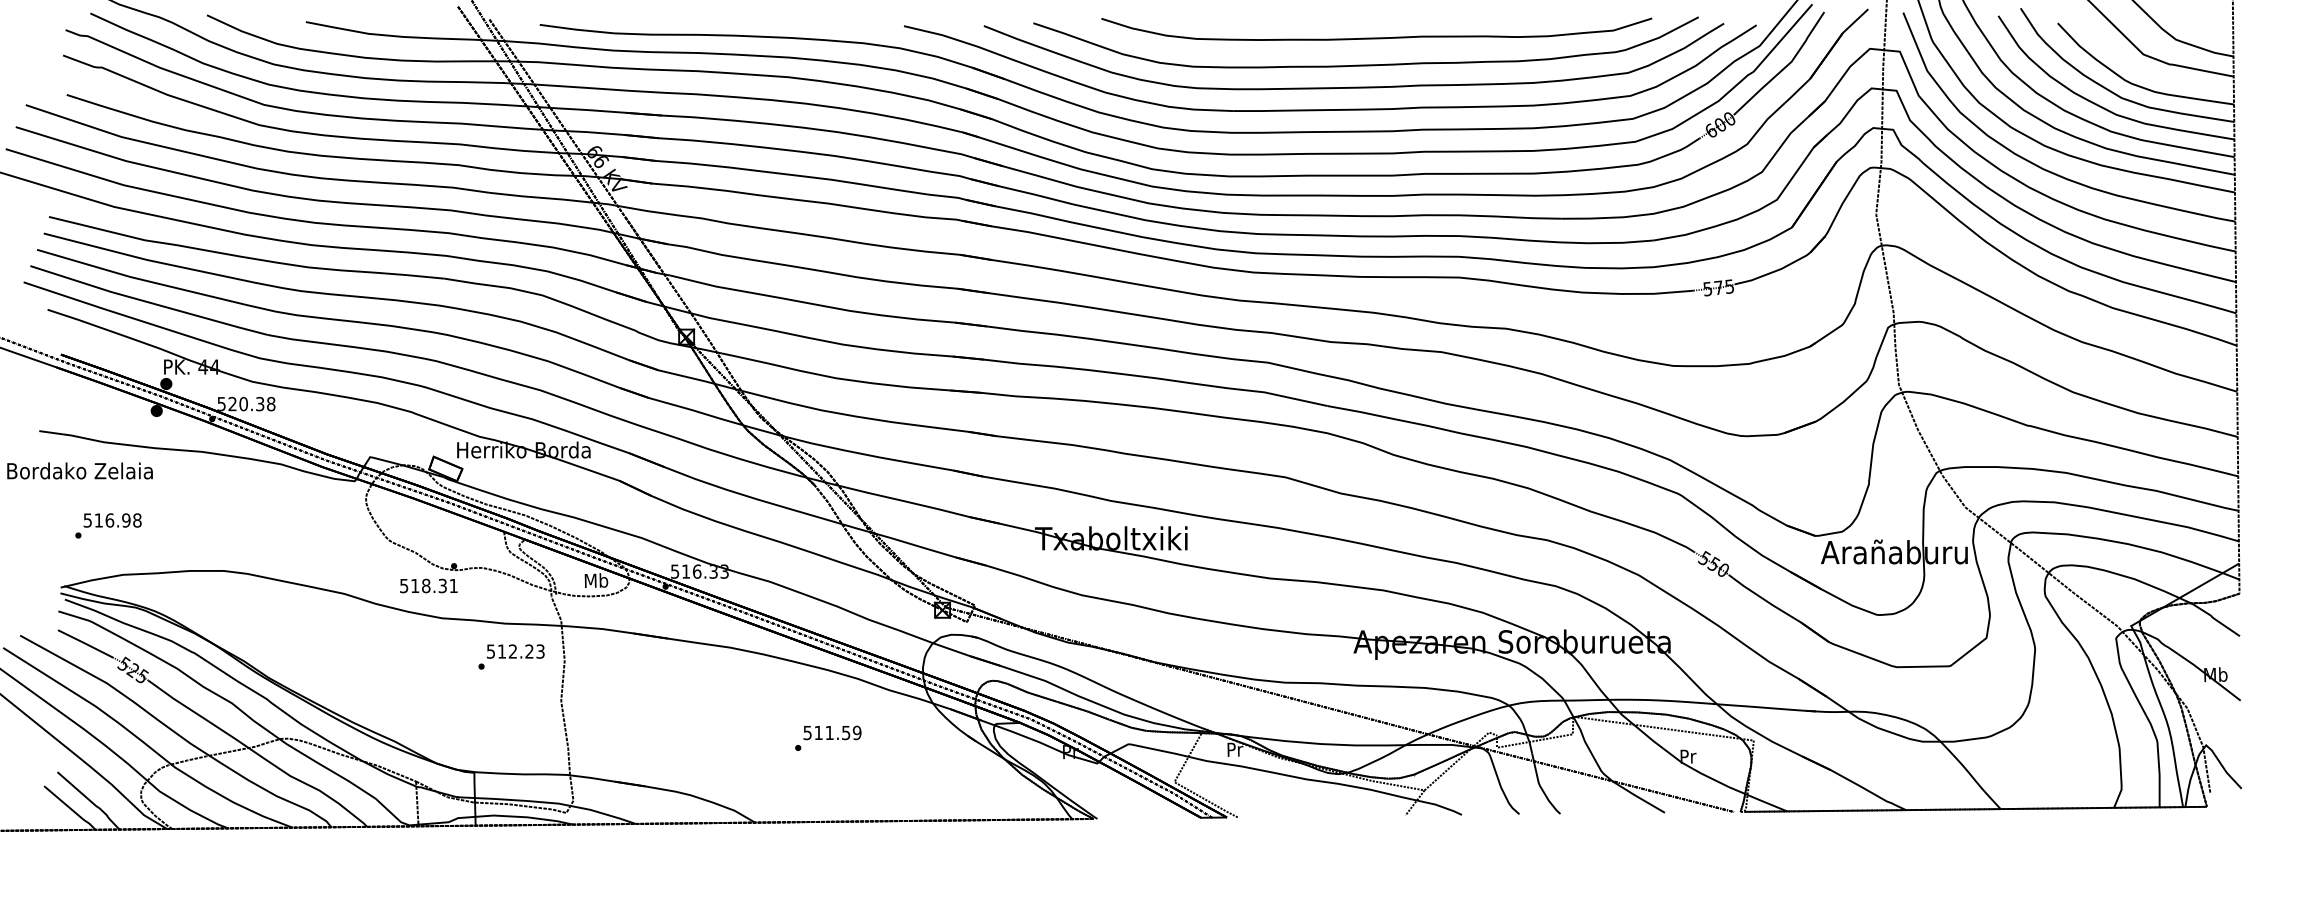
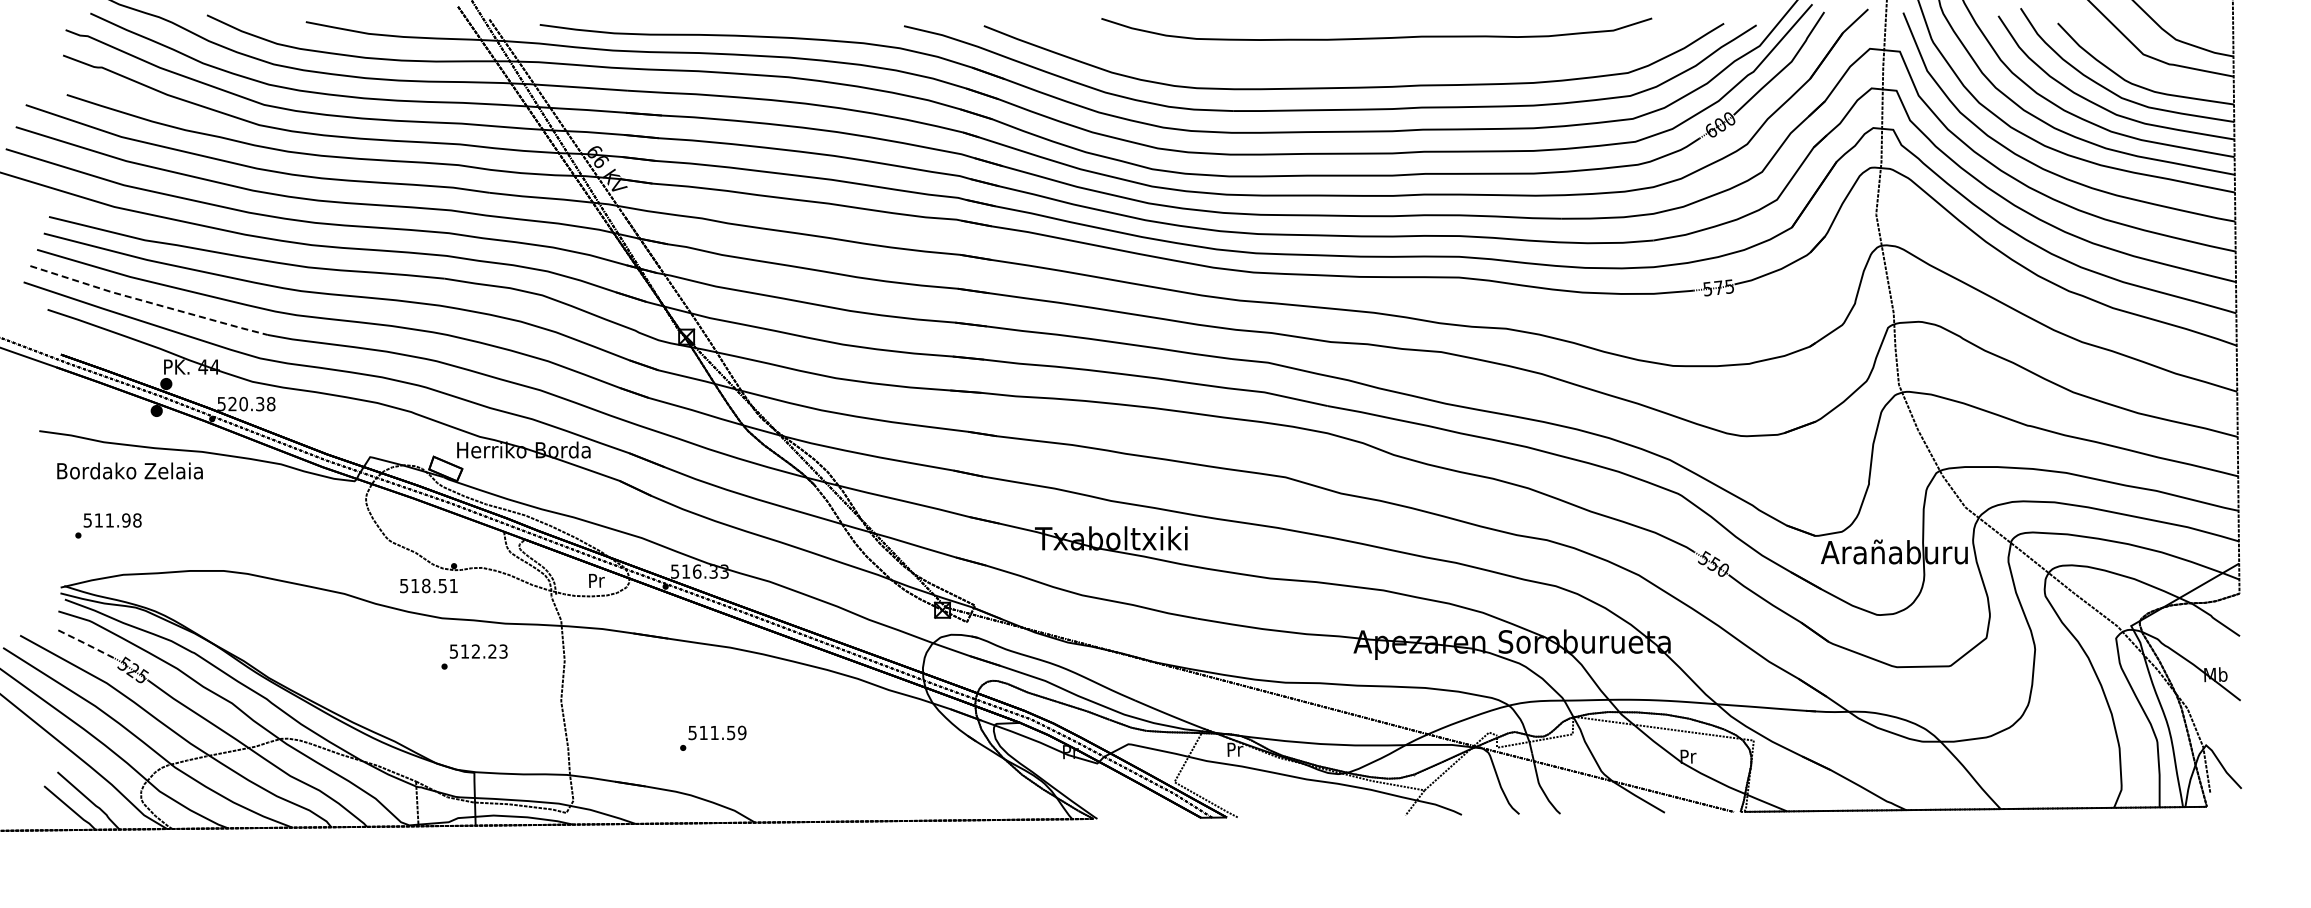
curve: present -> none (1365, 64)
line: solid -> dashed (148, 302)
text position: (79, 470) -> (129, 470) (129, 470)
text: 516.98 -> 511.98 (109, 520)
text: Mb -> Pr (596, 580)
text: 518.31 -> 518.51 (442, 585)
line: solid -> dashed (85, 643)
text position: (511, 656) -> (474, 656) (474, 656)
text position: (828, 737) -> (713, 737) (713, 737)
